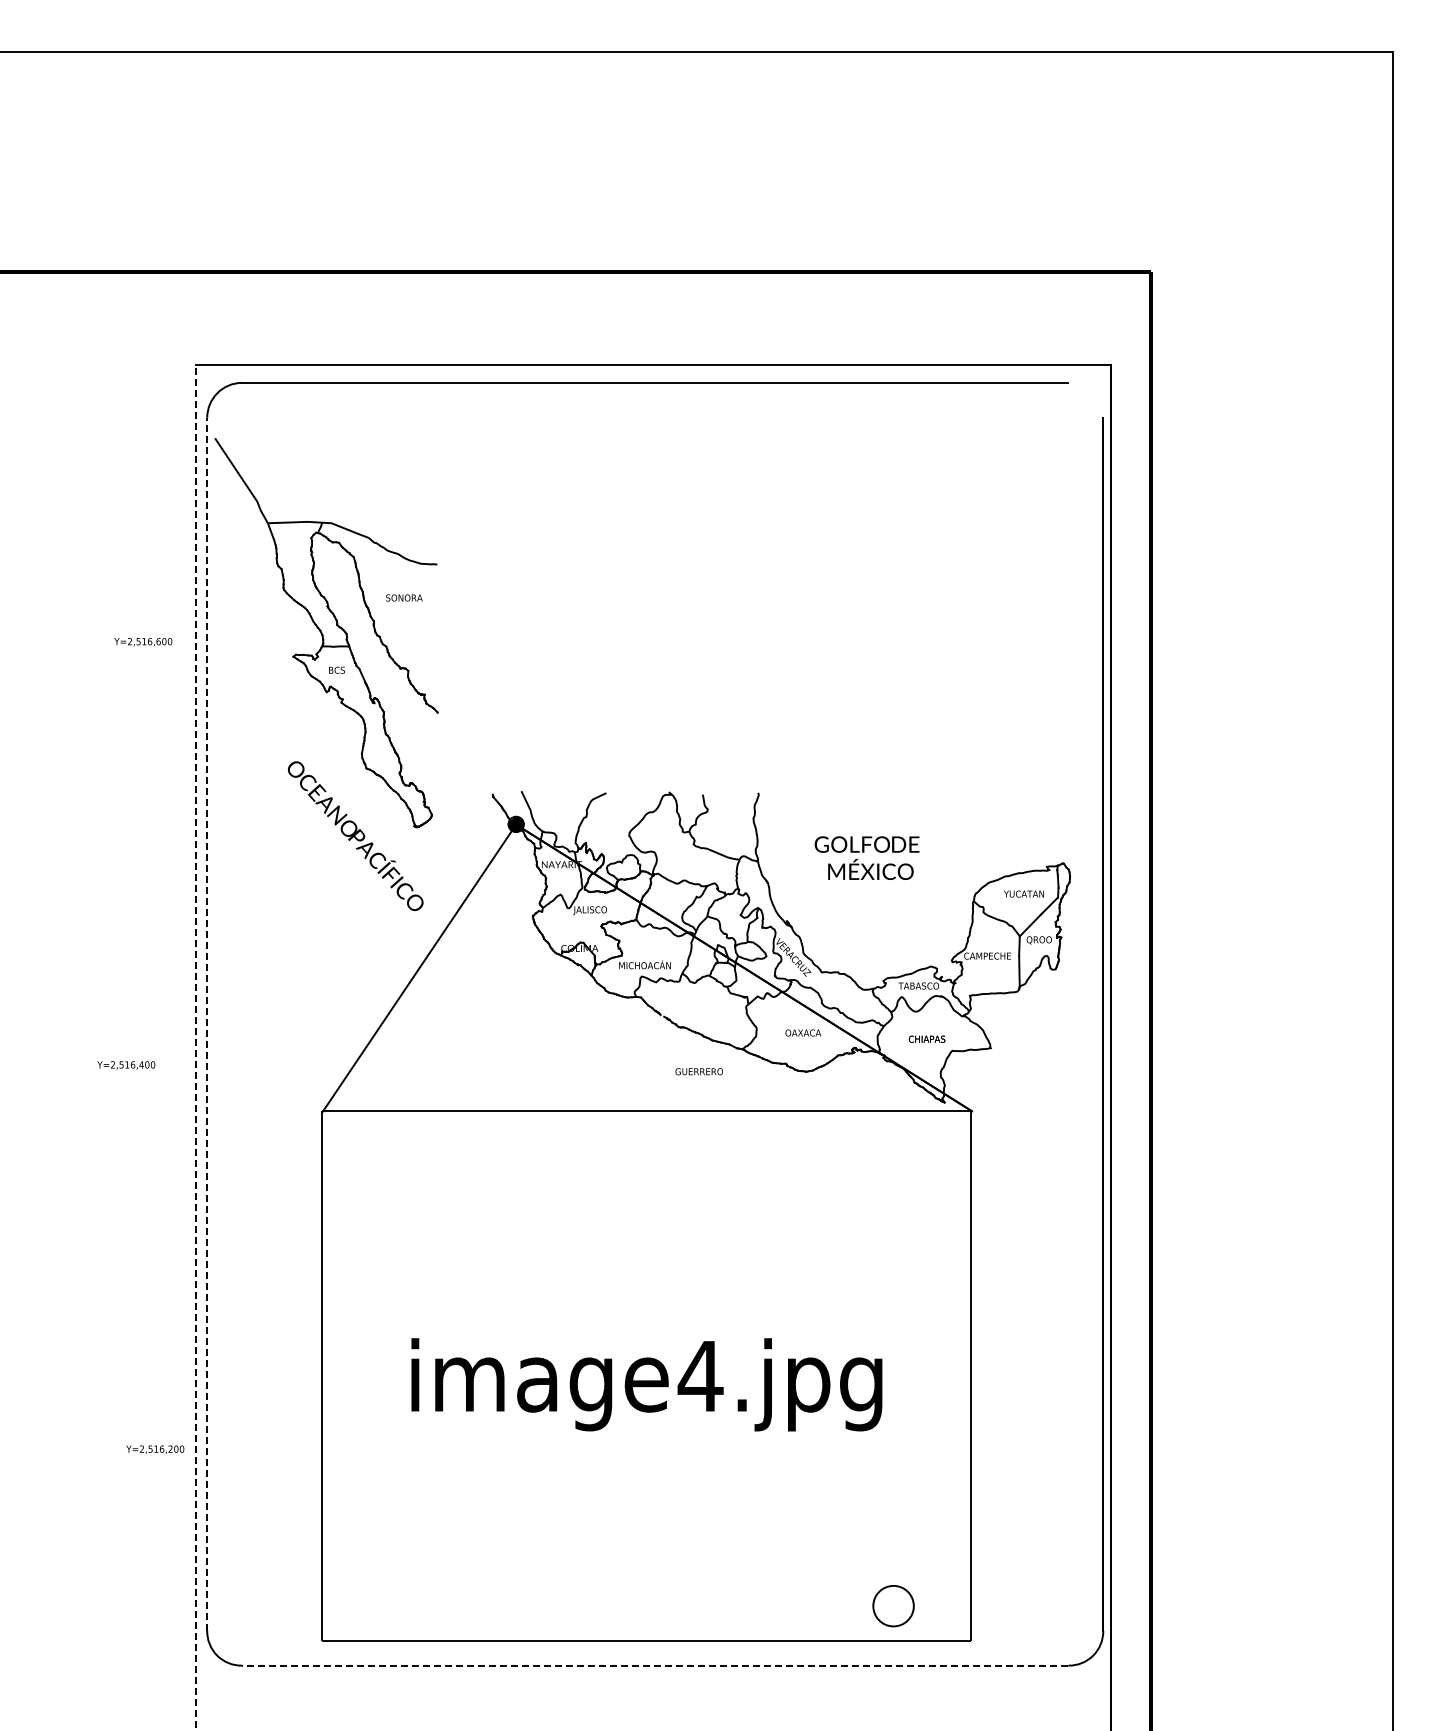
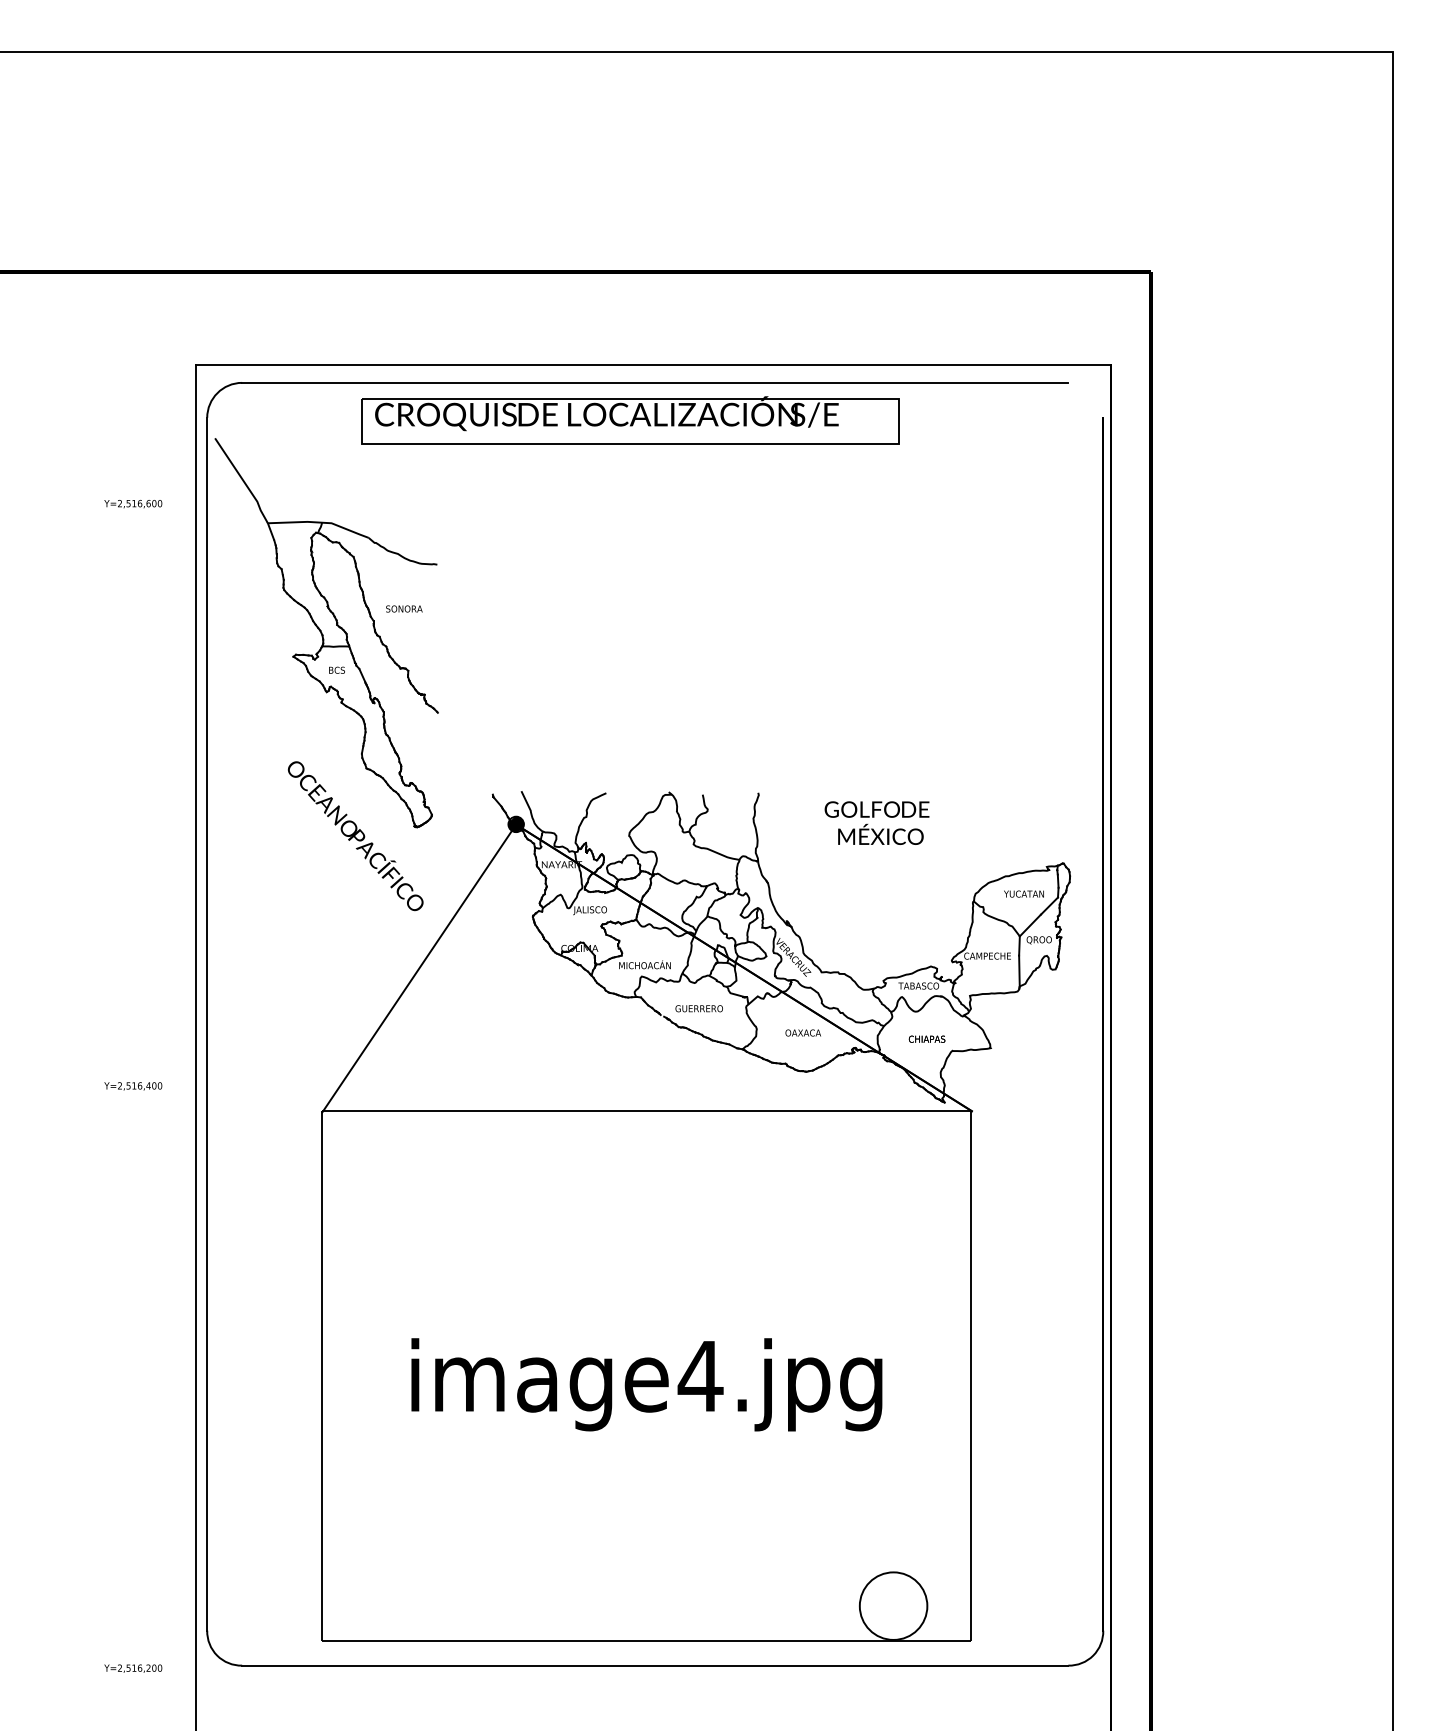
part: none -> present (630, 420)
text position: (404, 597) -> (404, 608) (404, 608)
text position: (143, 642) -> (133, 504) (133, 504)
text position: (866, 857) -> (876, 822) (876, 822)
line: dashed -> solid (207, 1023)
line: dashed -> solid (196, 1047)
text position: (126, 1065) -> (133, 1086) (133, 1086)
text position: (698, 1071) -> (698, 1008) (698, 1008)
text position: (155, 1449) -> (133, 1668) (133, 1668)
circle diameter: 41 px -> 68 px (893, 1605)
line: dashed -> solid (654, 1665)
